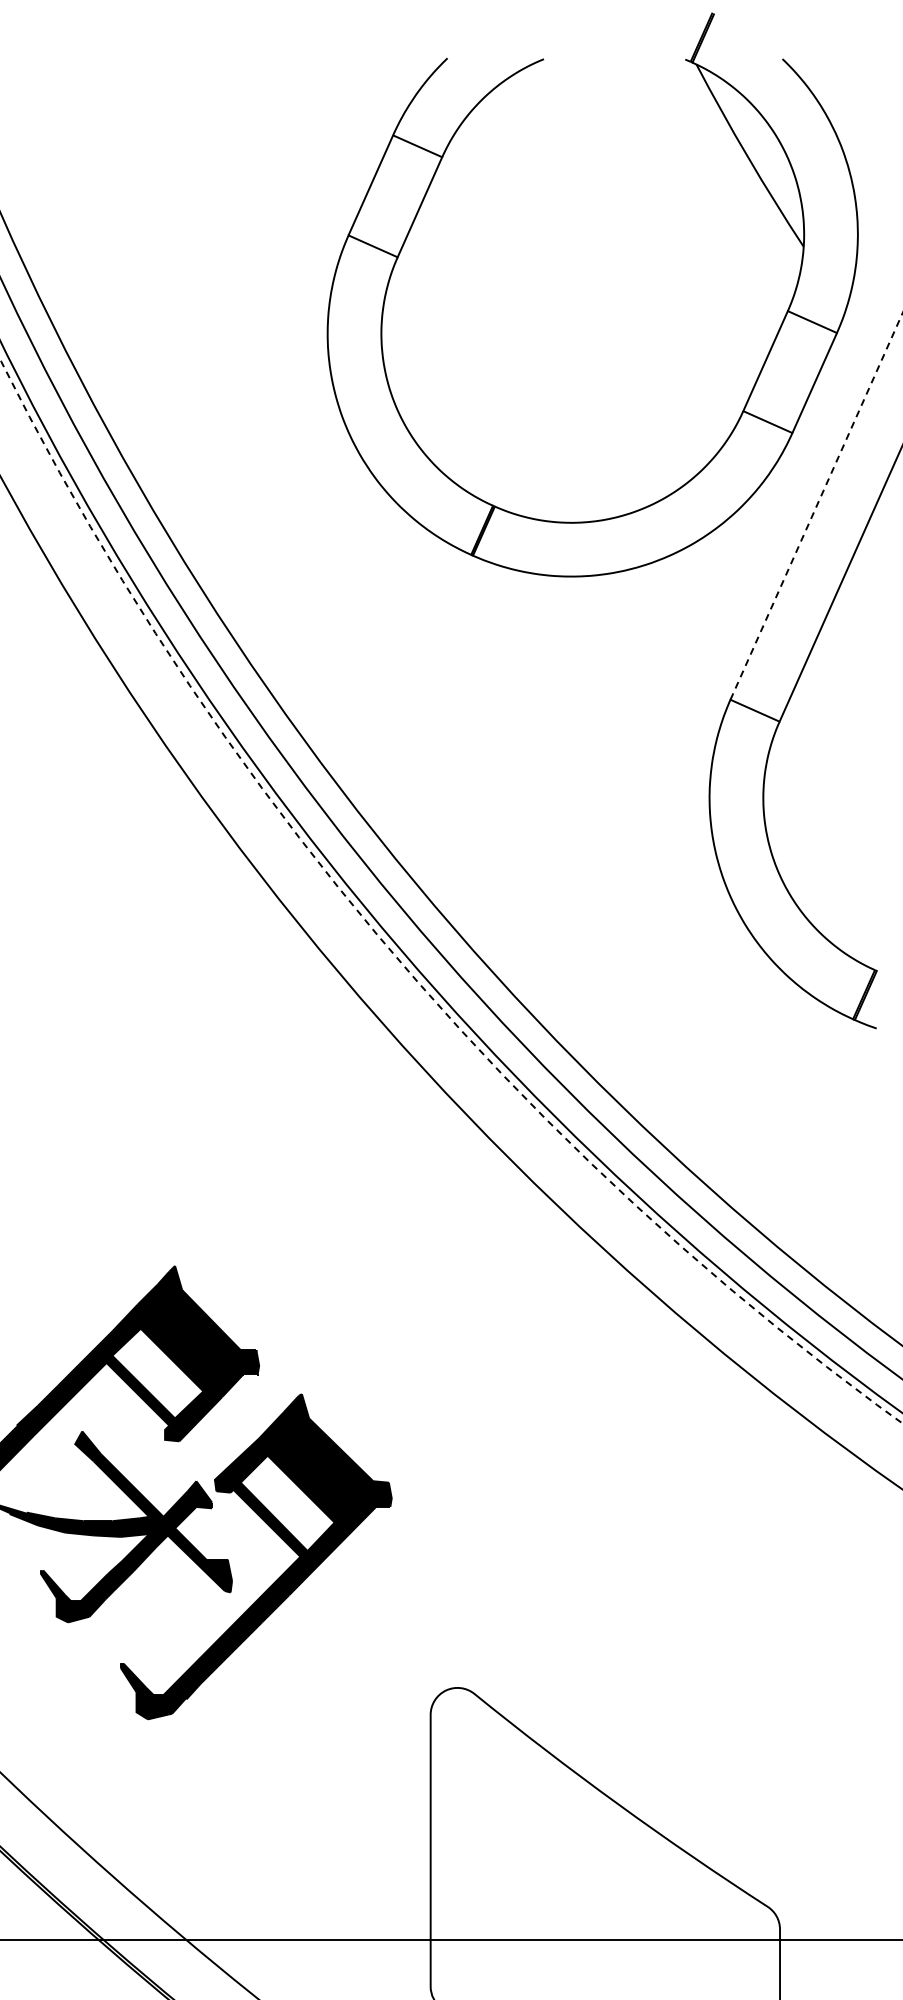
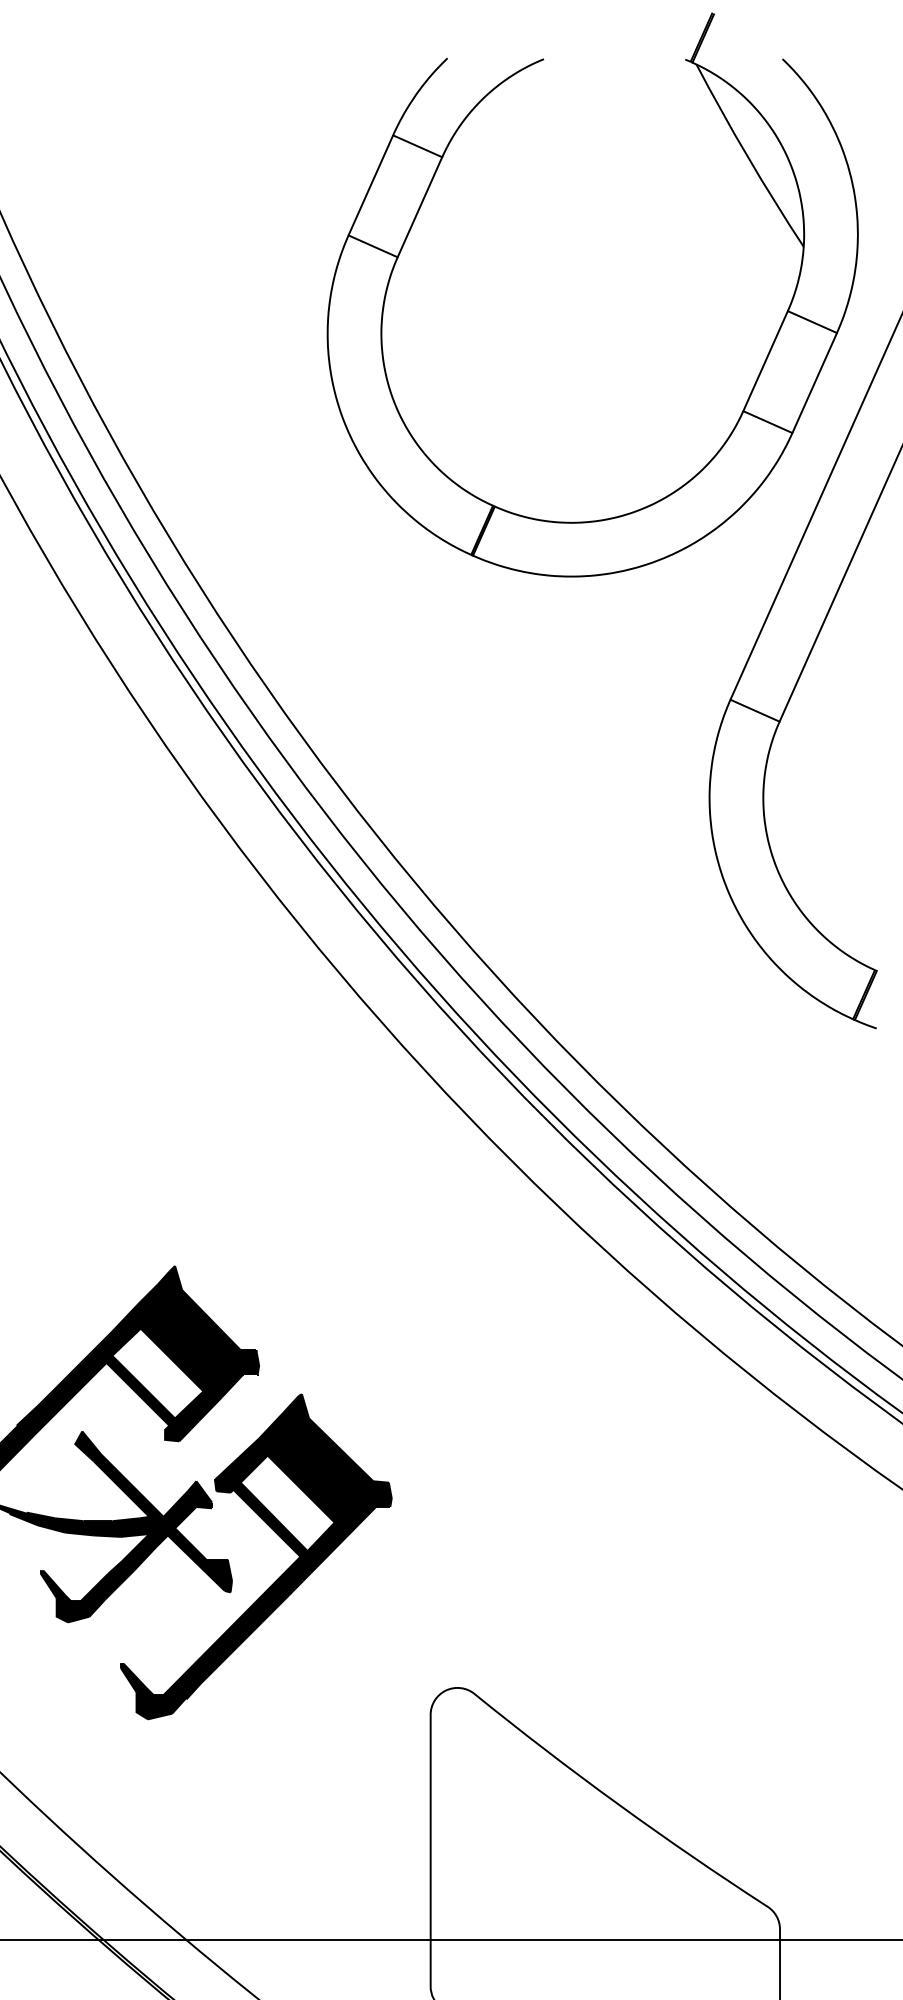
line: dashed -> solid (816, 506)
arc: dashed -> solid (387, 946)
